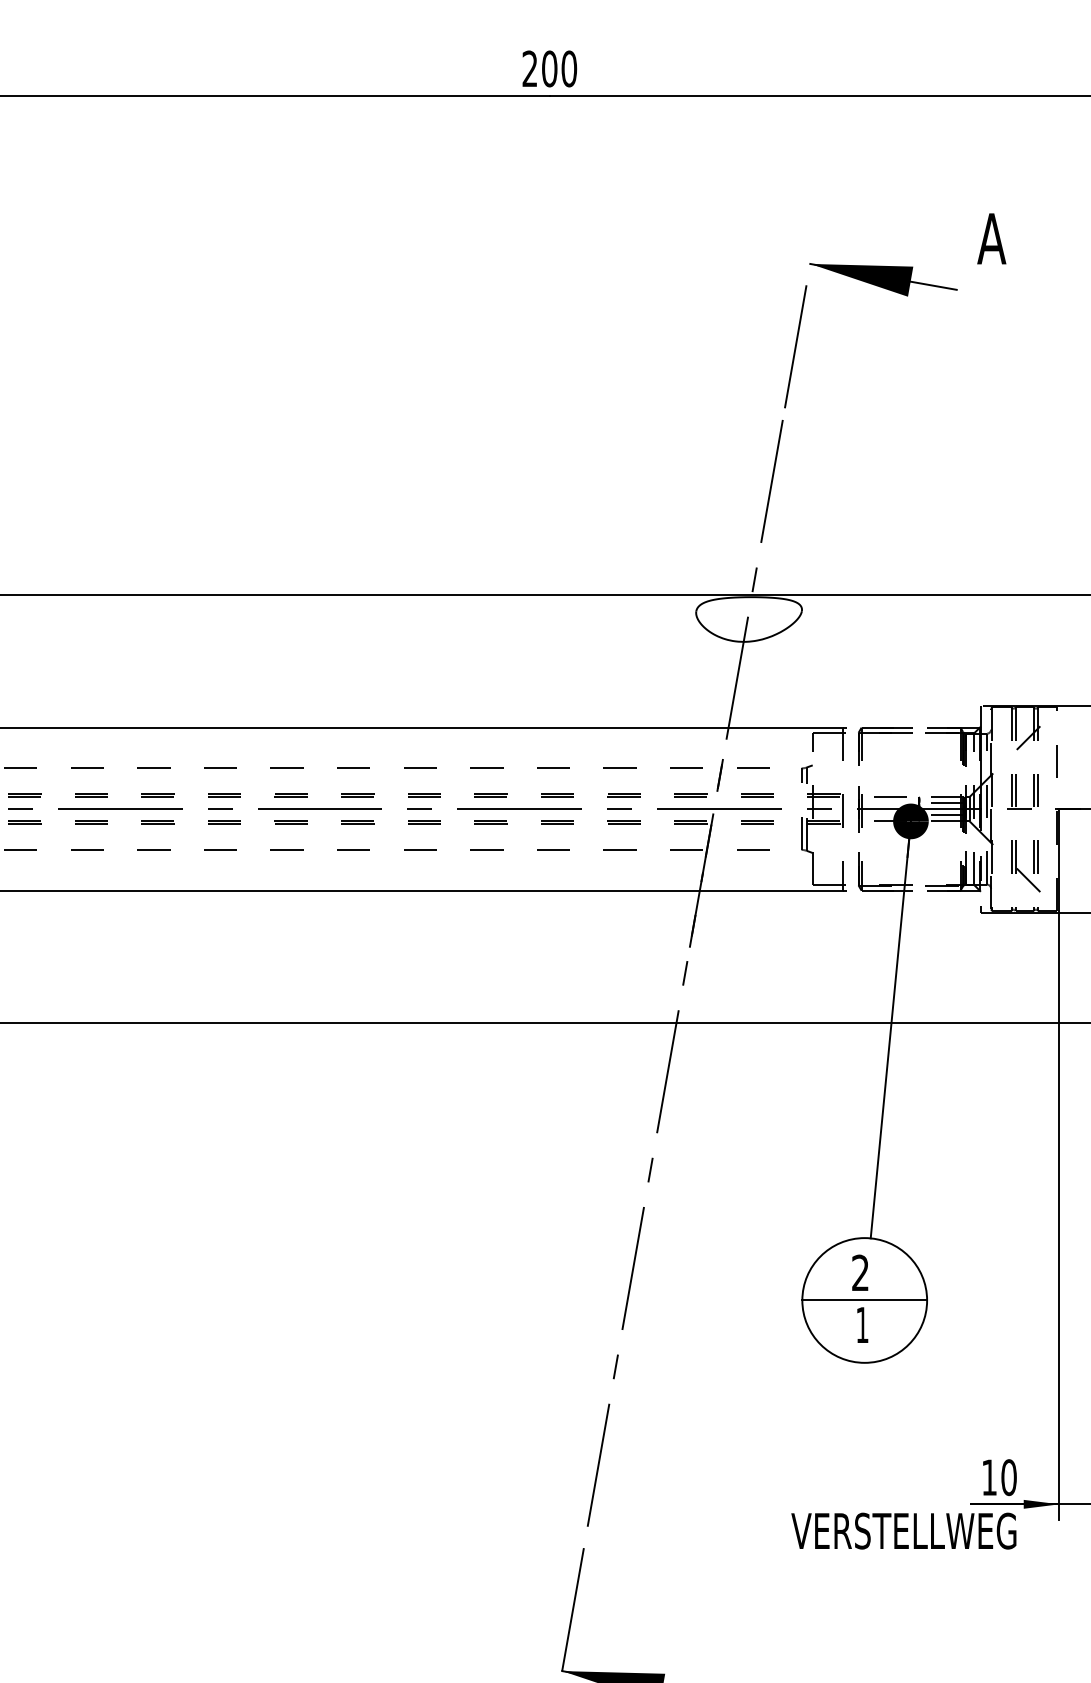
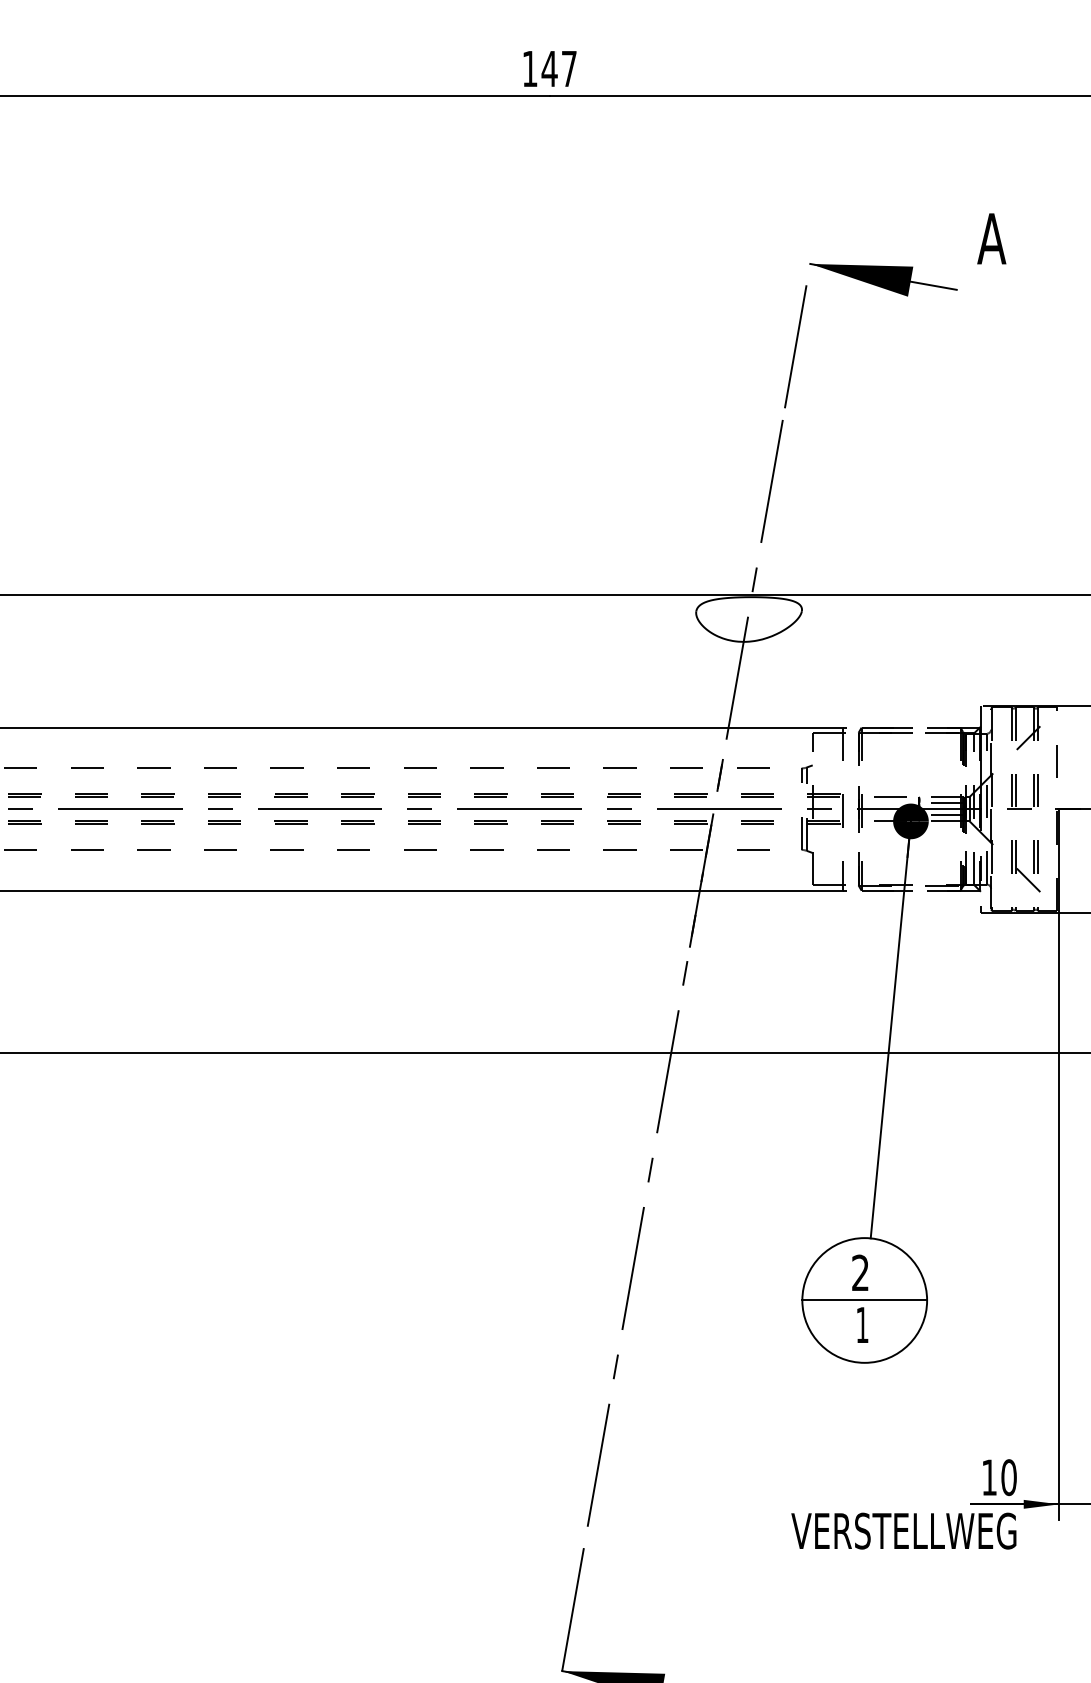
text: 200 -> 147 (549, 68)
line position: (544, 1023) -> (544, 1053) (544, 1053)
